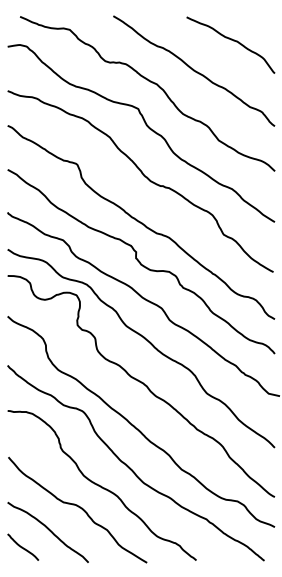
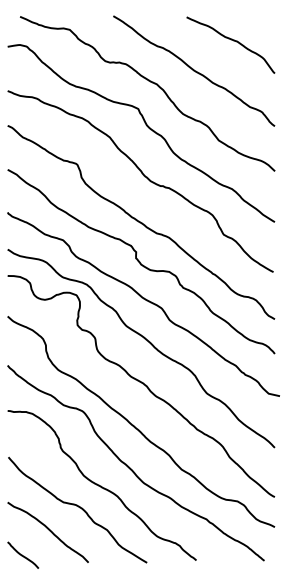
curve position: (22, 546) -> (22, 554) (22, 554)
